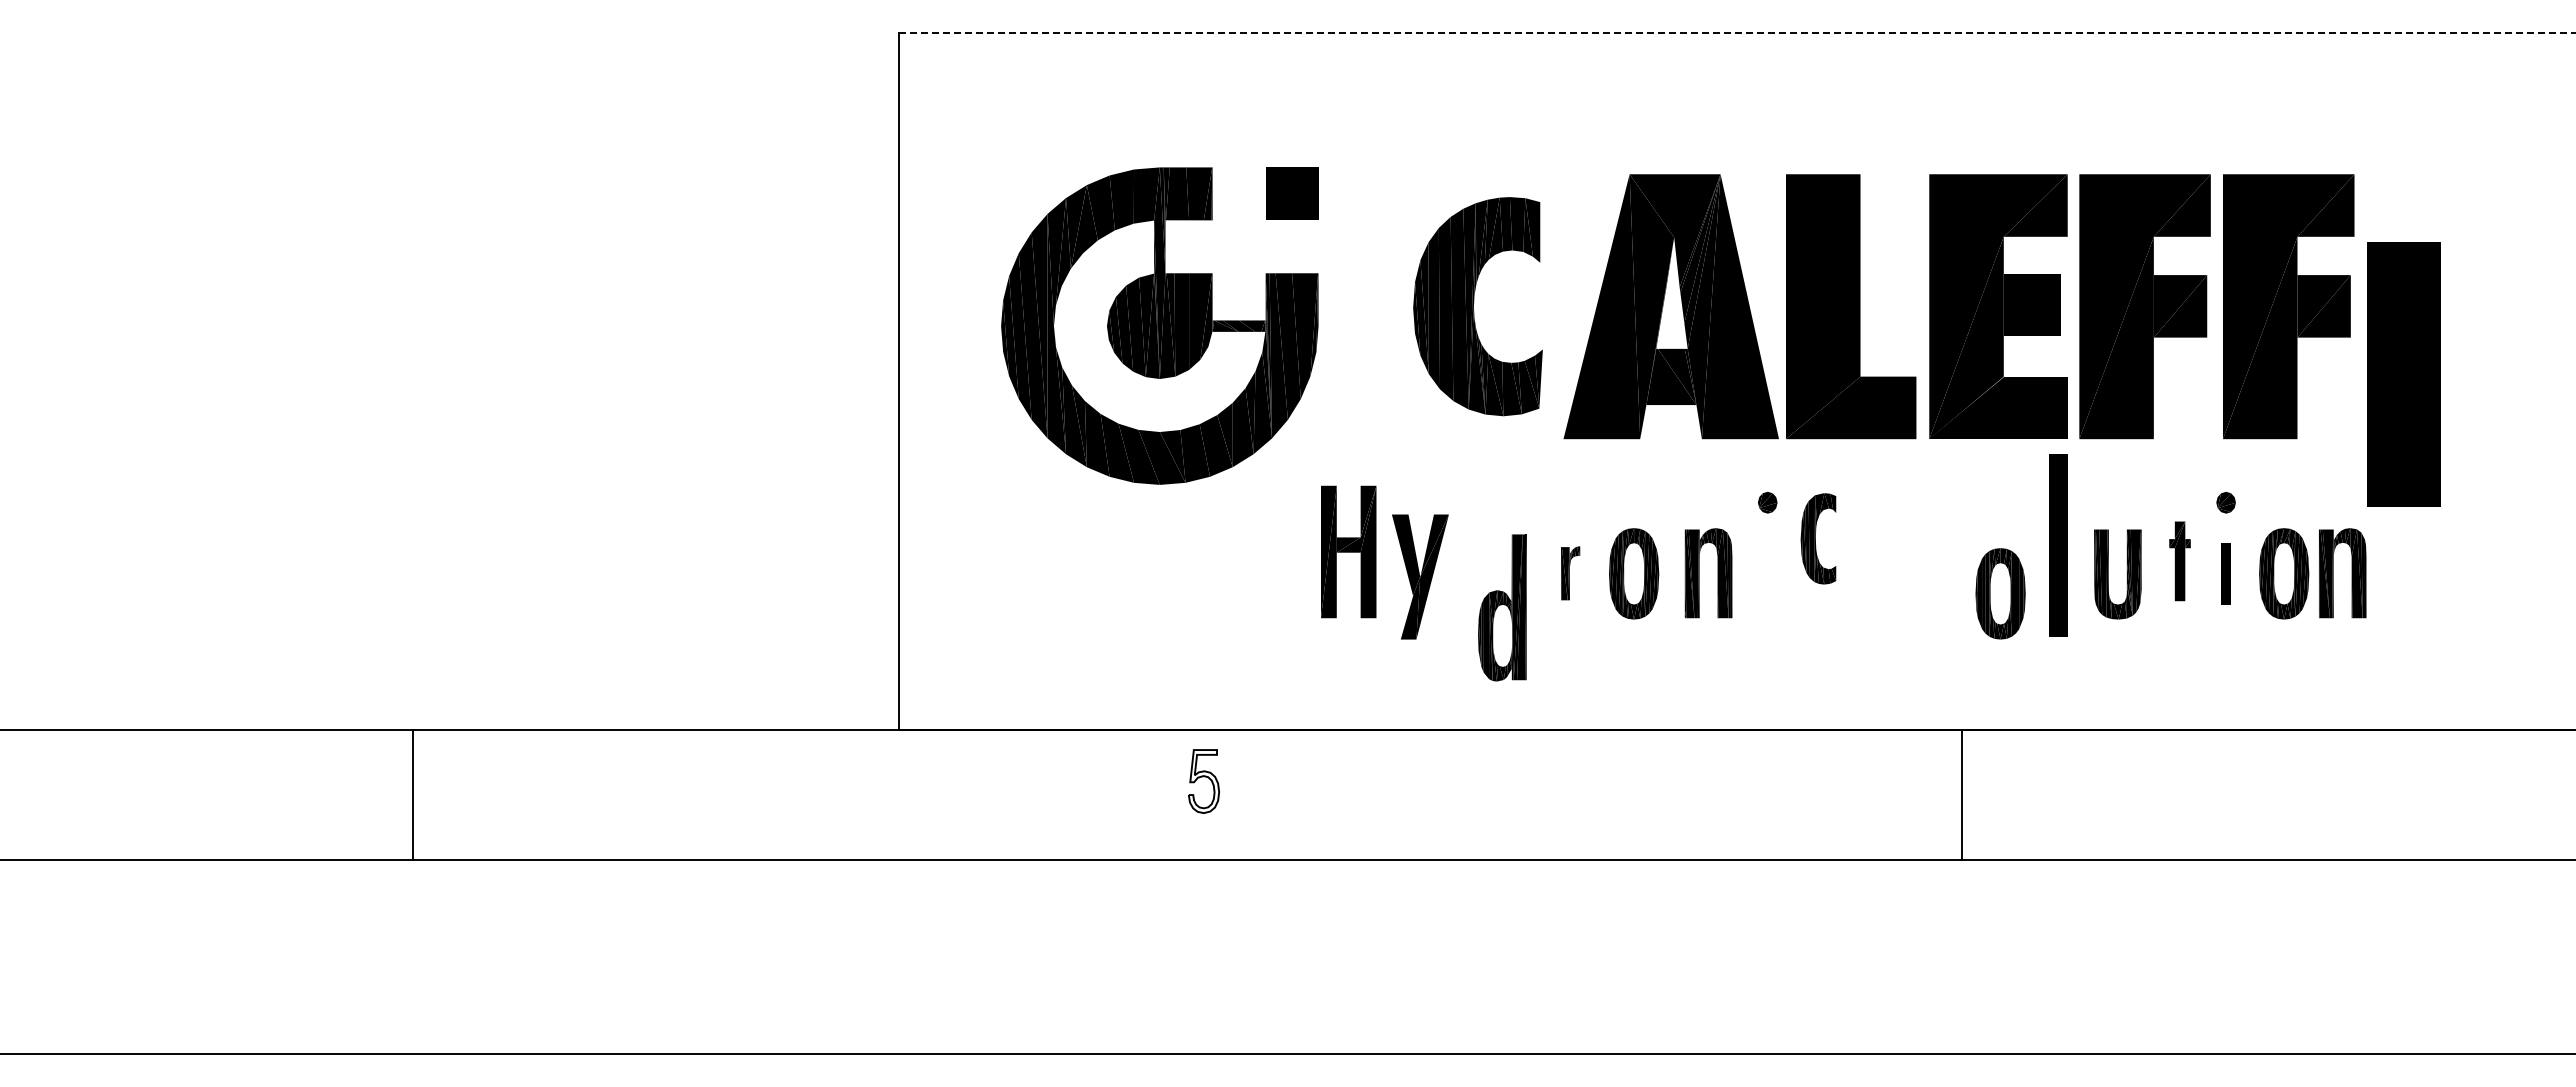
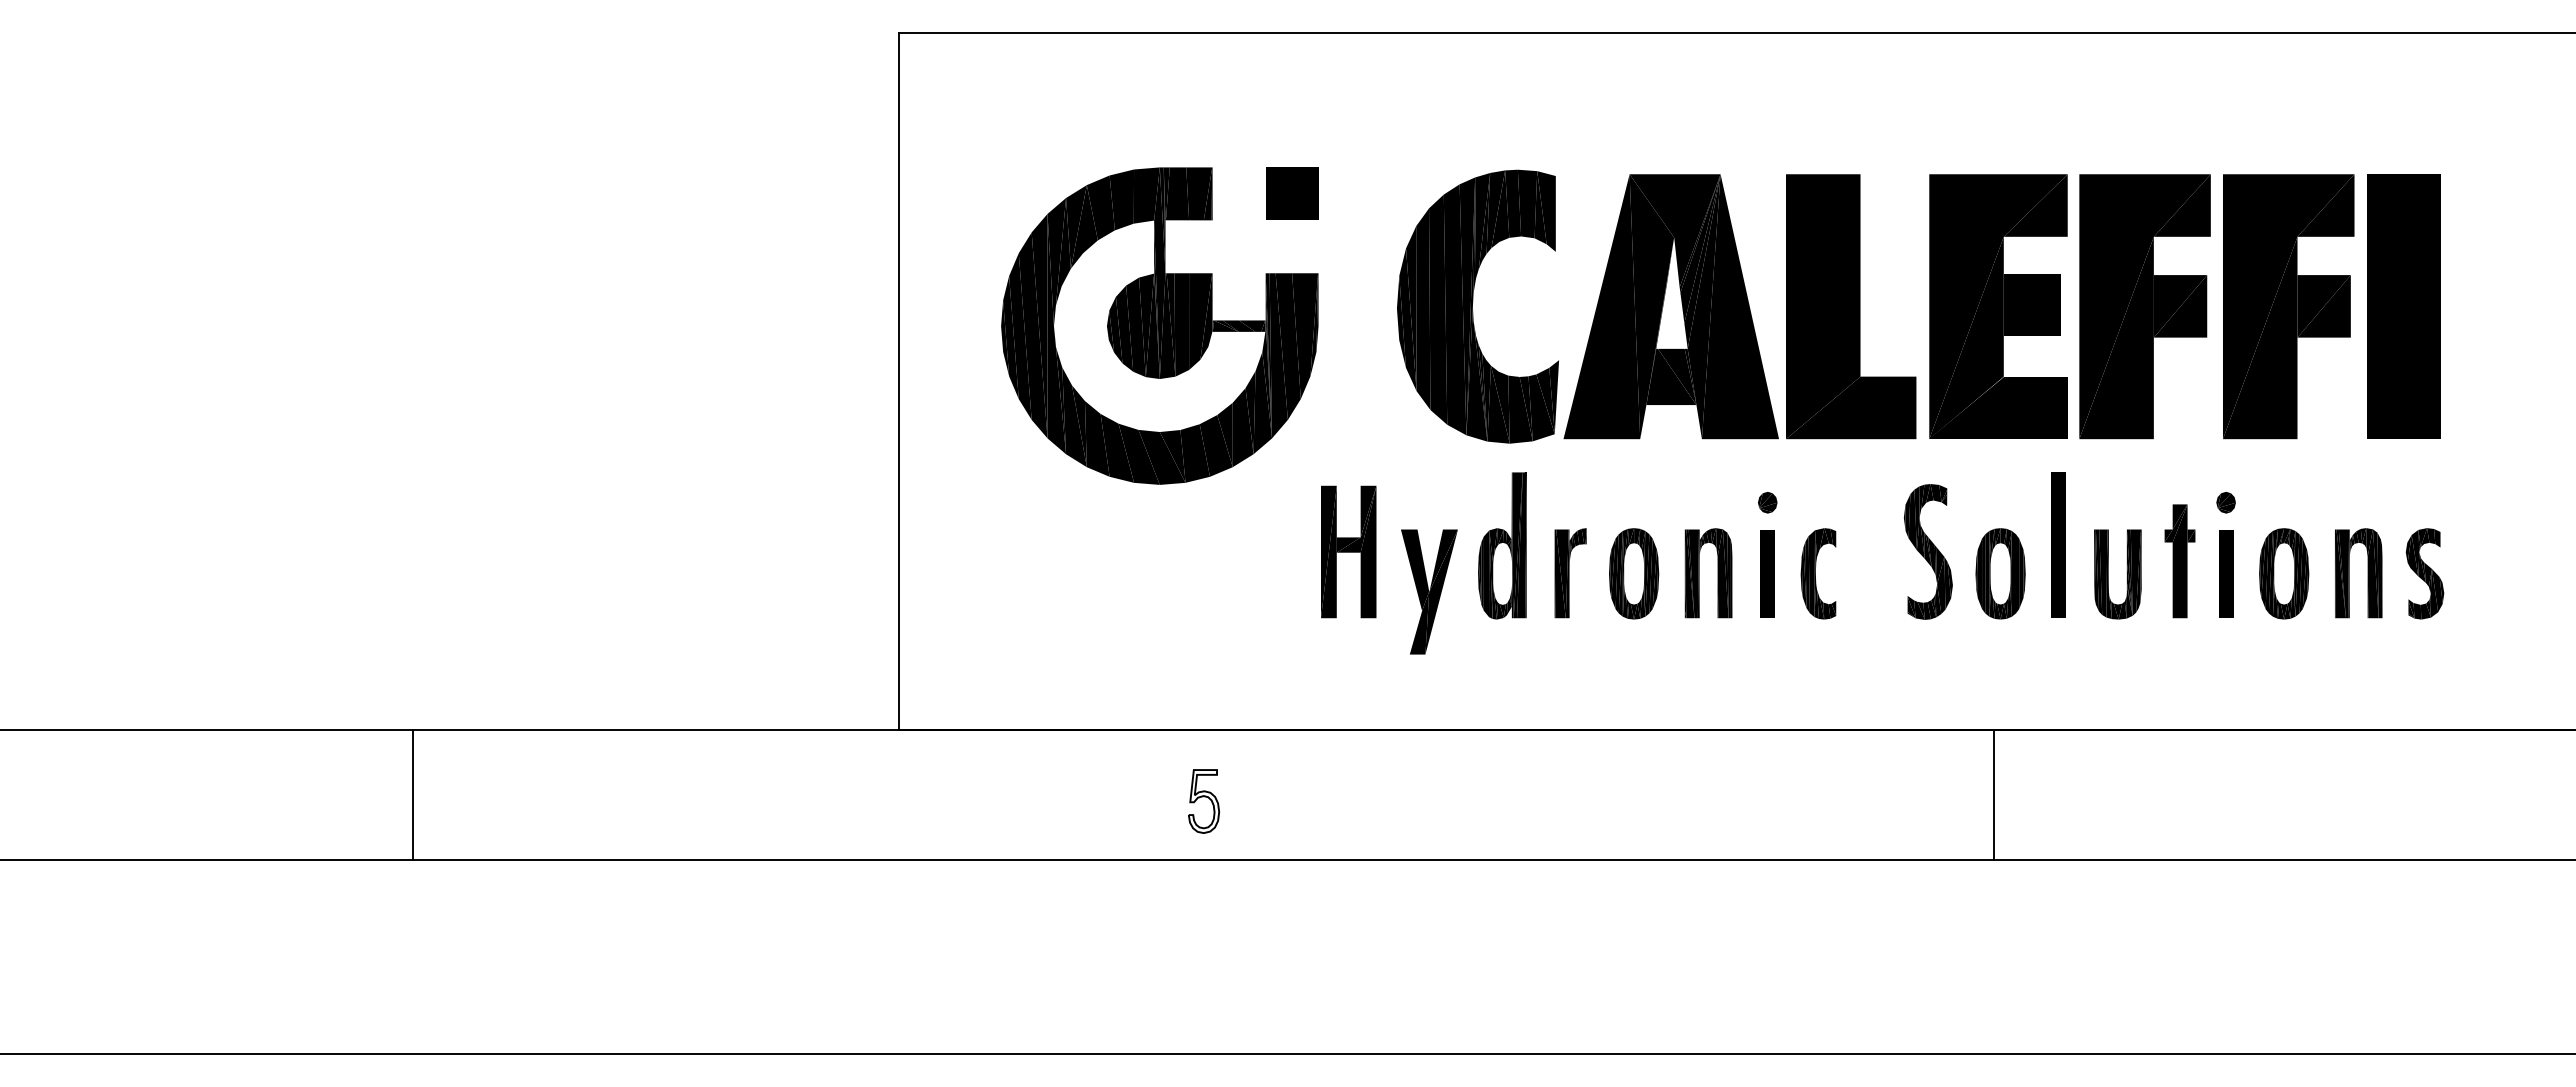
line: dashed -> solid (1737, 32)
part size: 130x220 px -> 162x275 px (1477, 306)
part position: (2403, 374) -> (2403, 306) (2403, 306)
part position: (1818, 538) -> (1818, 573) (1818, 573)
part size: 19x183 px -> 15x146 px (2058, 544)
part: none -> present (1928, 551)
part size: 22x81 px -> 32x115 px (2179, 561)
part size: 20x55 px -> 33x91 px (1570, 573)
part: none -> present (1767, 573)
part size: 10x62 px -> 15x88 px (2226, 573)
part position: (2333, 573) -> (2349, 573) (2349, 573)
part: none -> present (2424, 573)
part position: (1420, 576) -> (1429, 591) (1429, 591)
part position: (2000, 593) -> (2000, 573) (2000, 573)
part position: (1502, 607) -> (1502, 545) (1502, 545)
part position: (1204, 781) -> (1204, 801) (1204, 801)
line position: (1961, 794) -> (1993, 794) (1993, 794)
